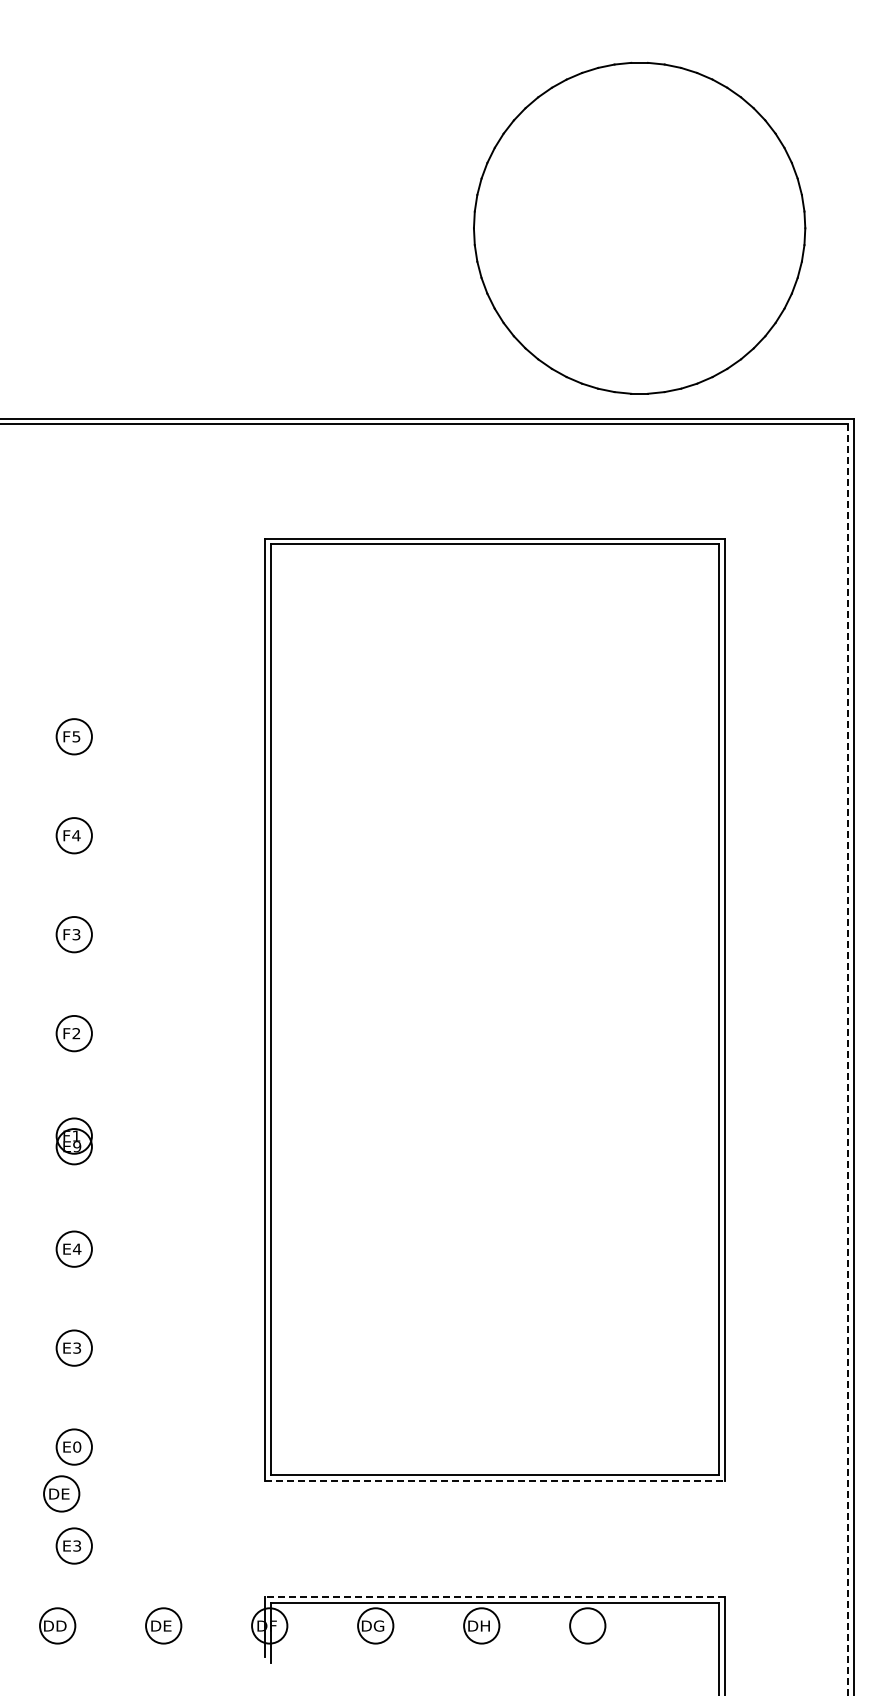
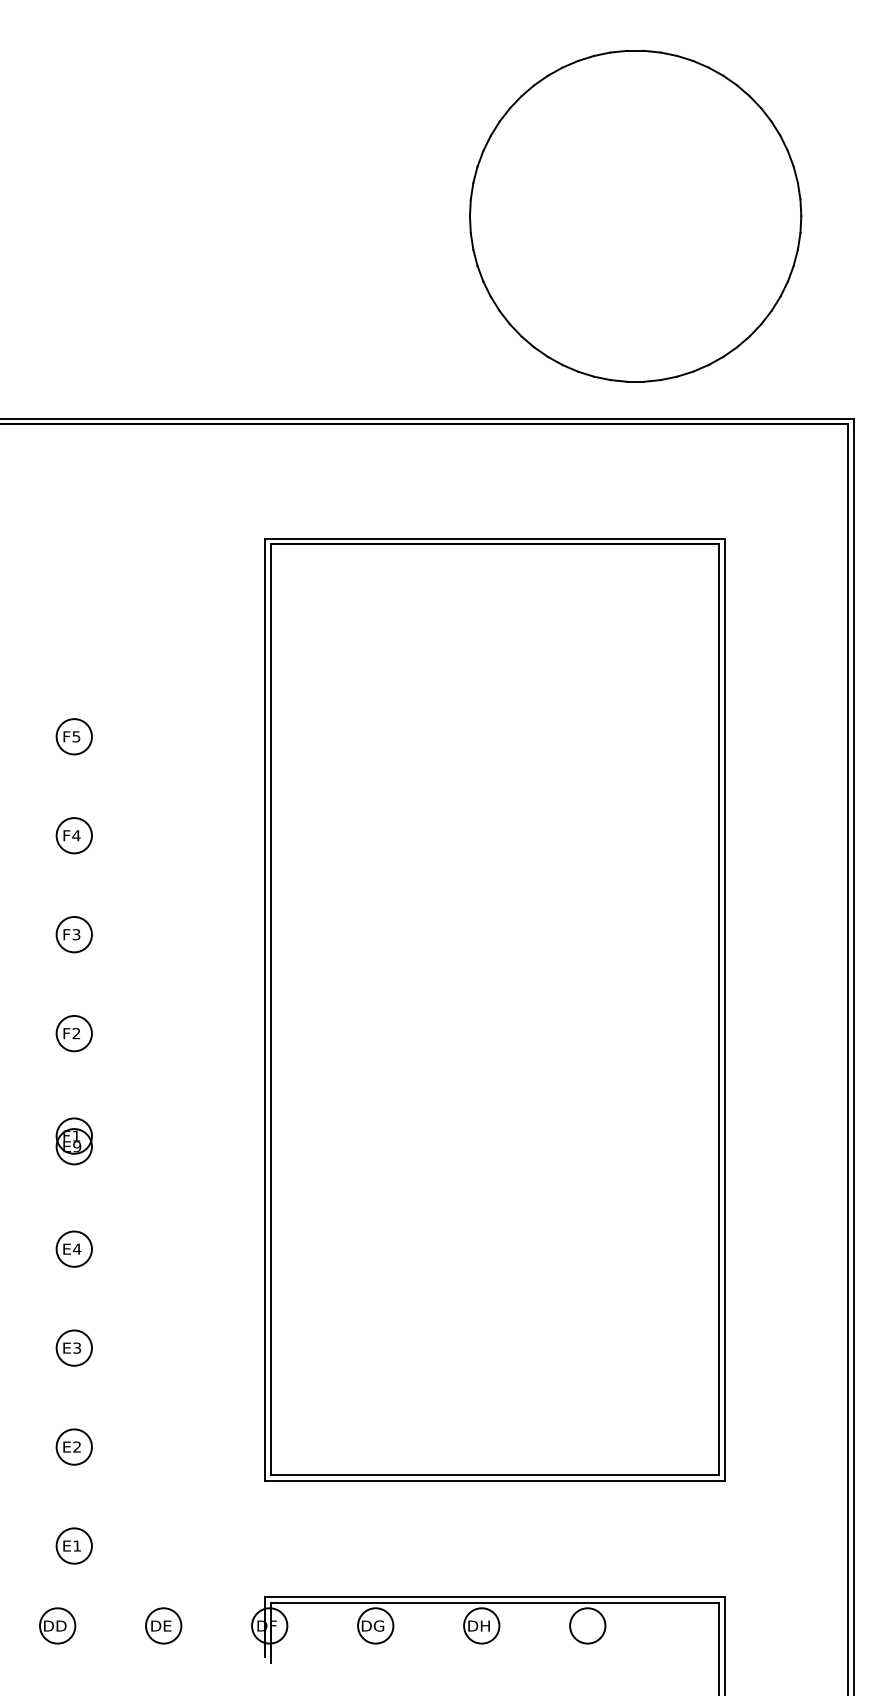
part position: (639, 227) -> (635, 215) (635, 215)
line: dashed -> solid (848, 1060)
text: E0 -> E2 (77, 1446)
line: dashed -> solid (495, 1480)
part: present -> none (61, 1493)
text: E3 -> E1 (77, 1545)
line: dashed -> solid (495, 1597)
